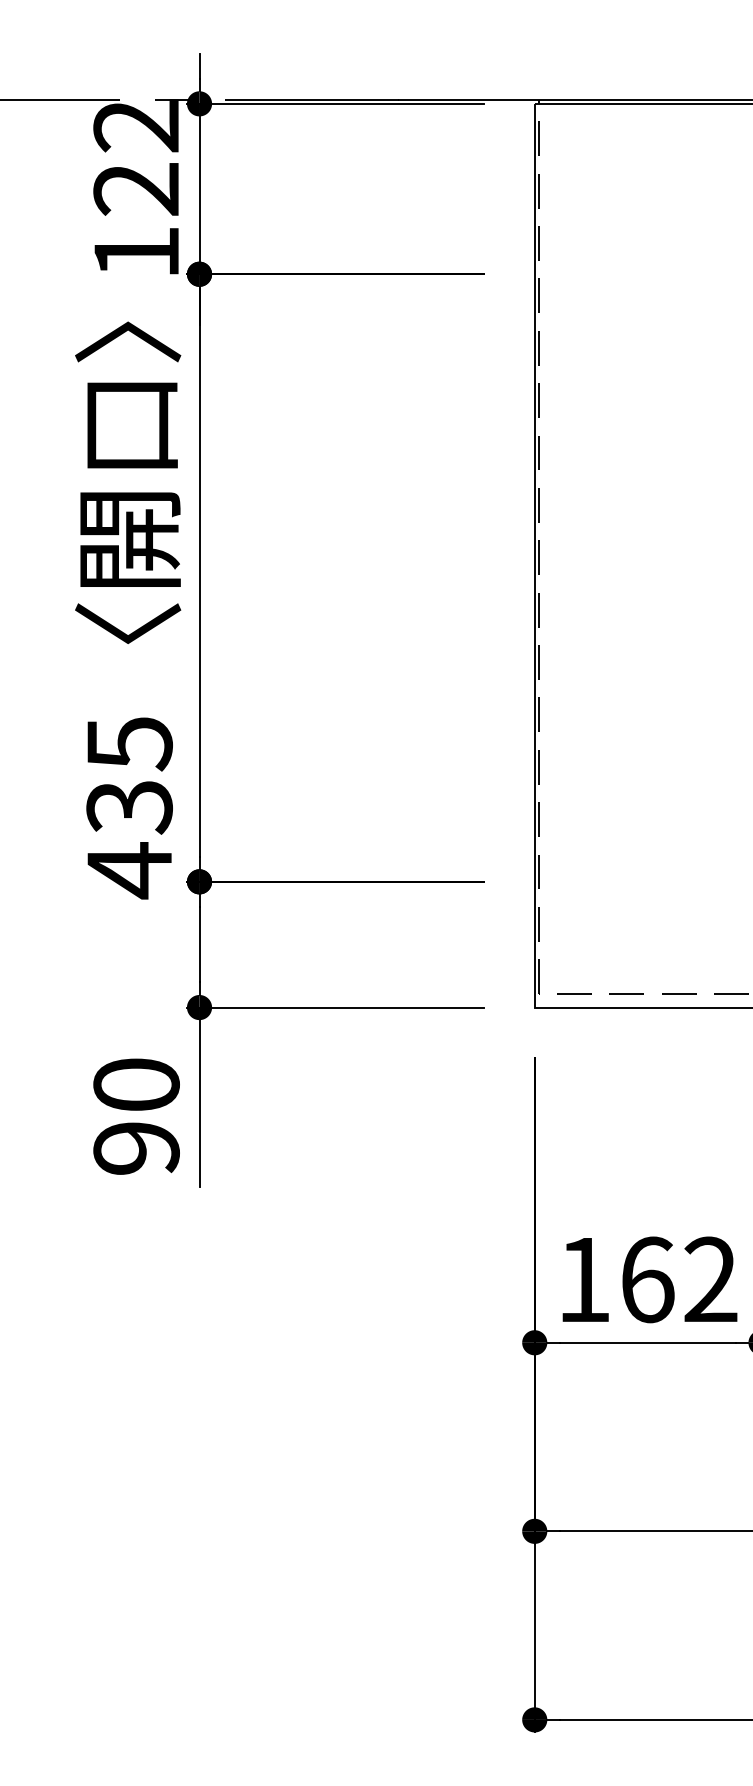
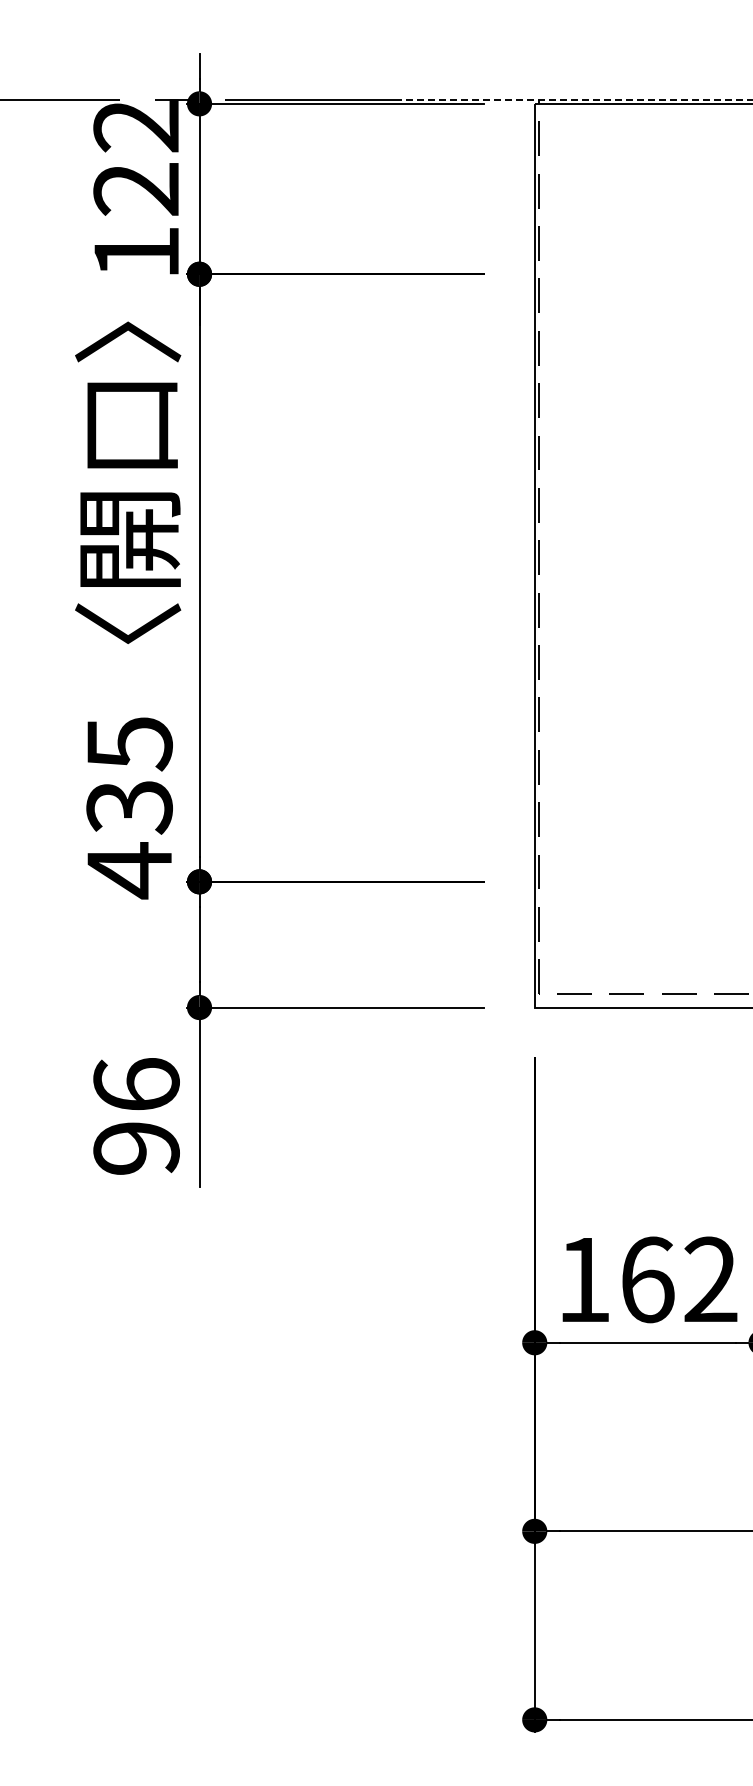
line: solid -> dashed (575, 99)
text: 90 -> 96 (136, 1084)
